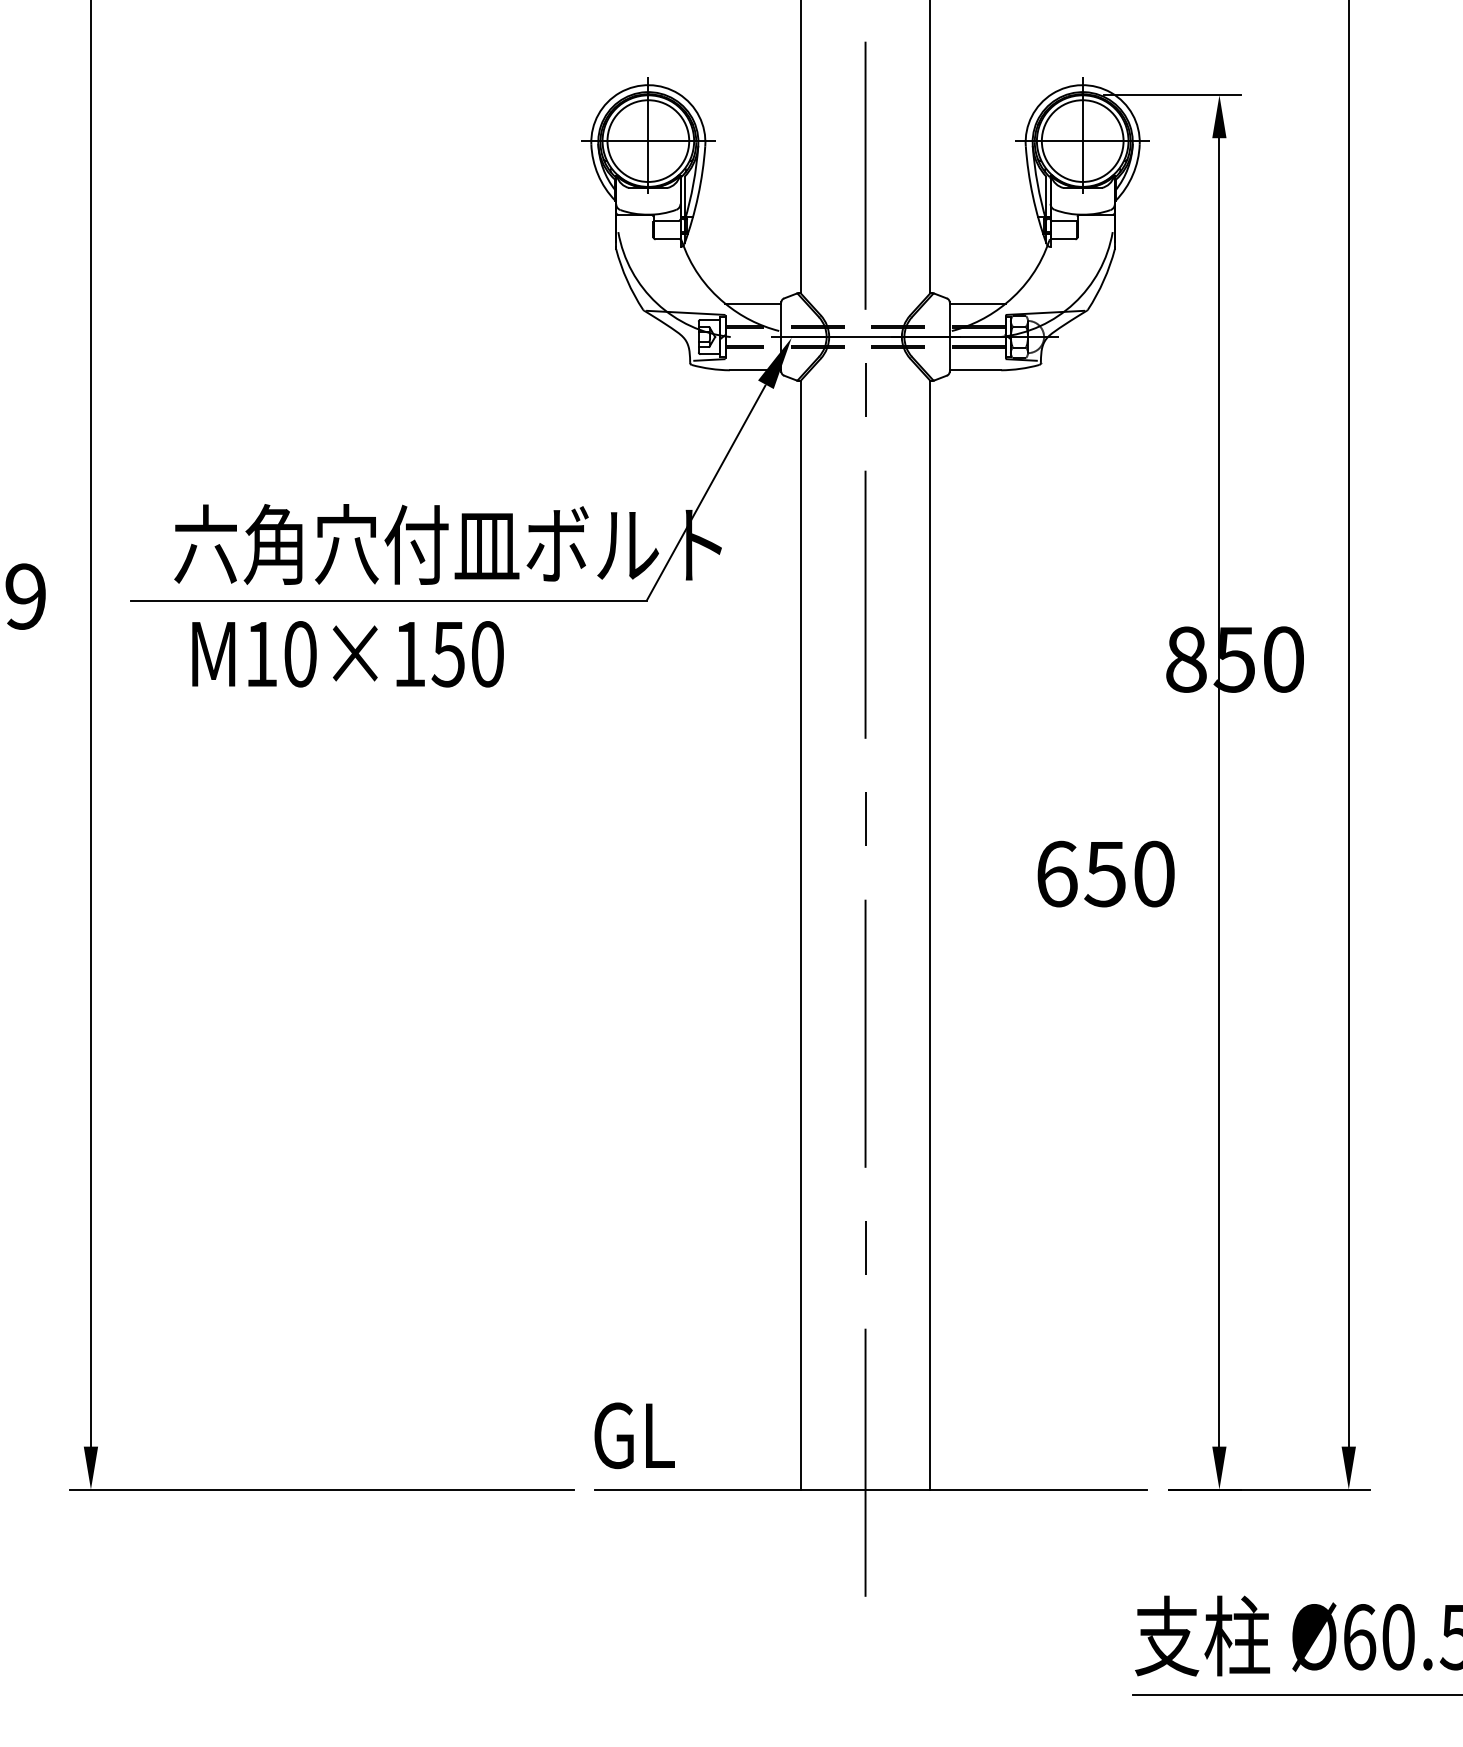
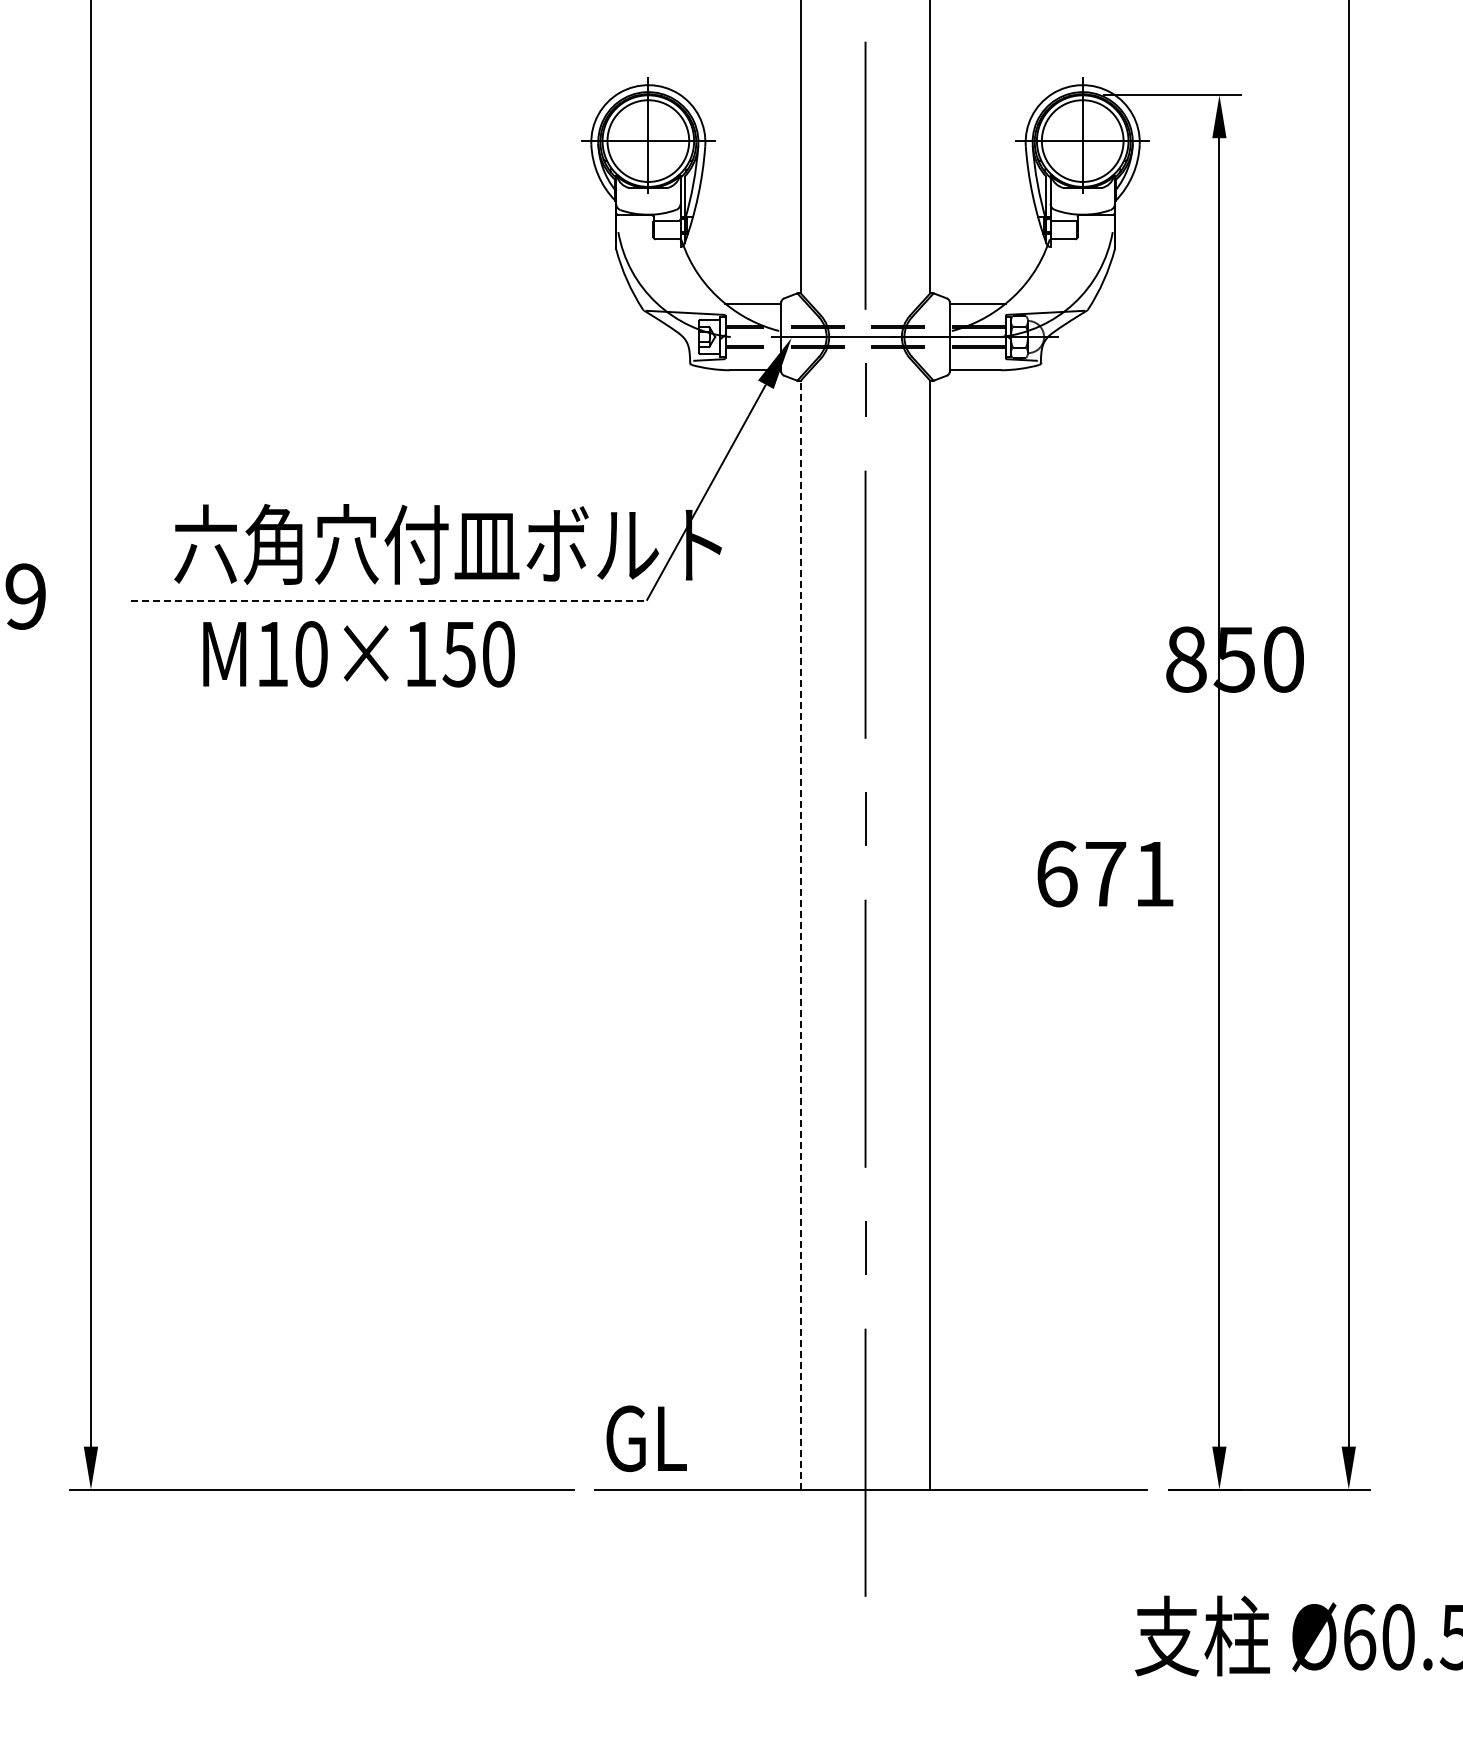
line: solid -> dashed (389, 600)
text position: (347, 654) -> (358, 654) (358, 654)
text: 650 -> 671 (1129, 873)
line: solid -> dashed (800, 934)
text position: (634, 1435) -> (646, 1438) (646, 1438)
line: present -> none (1295, 1694)
